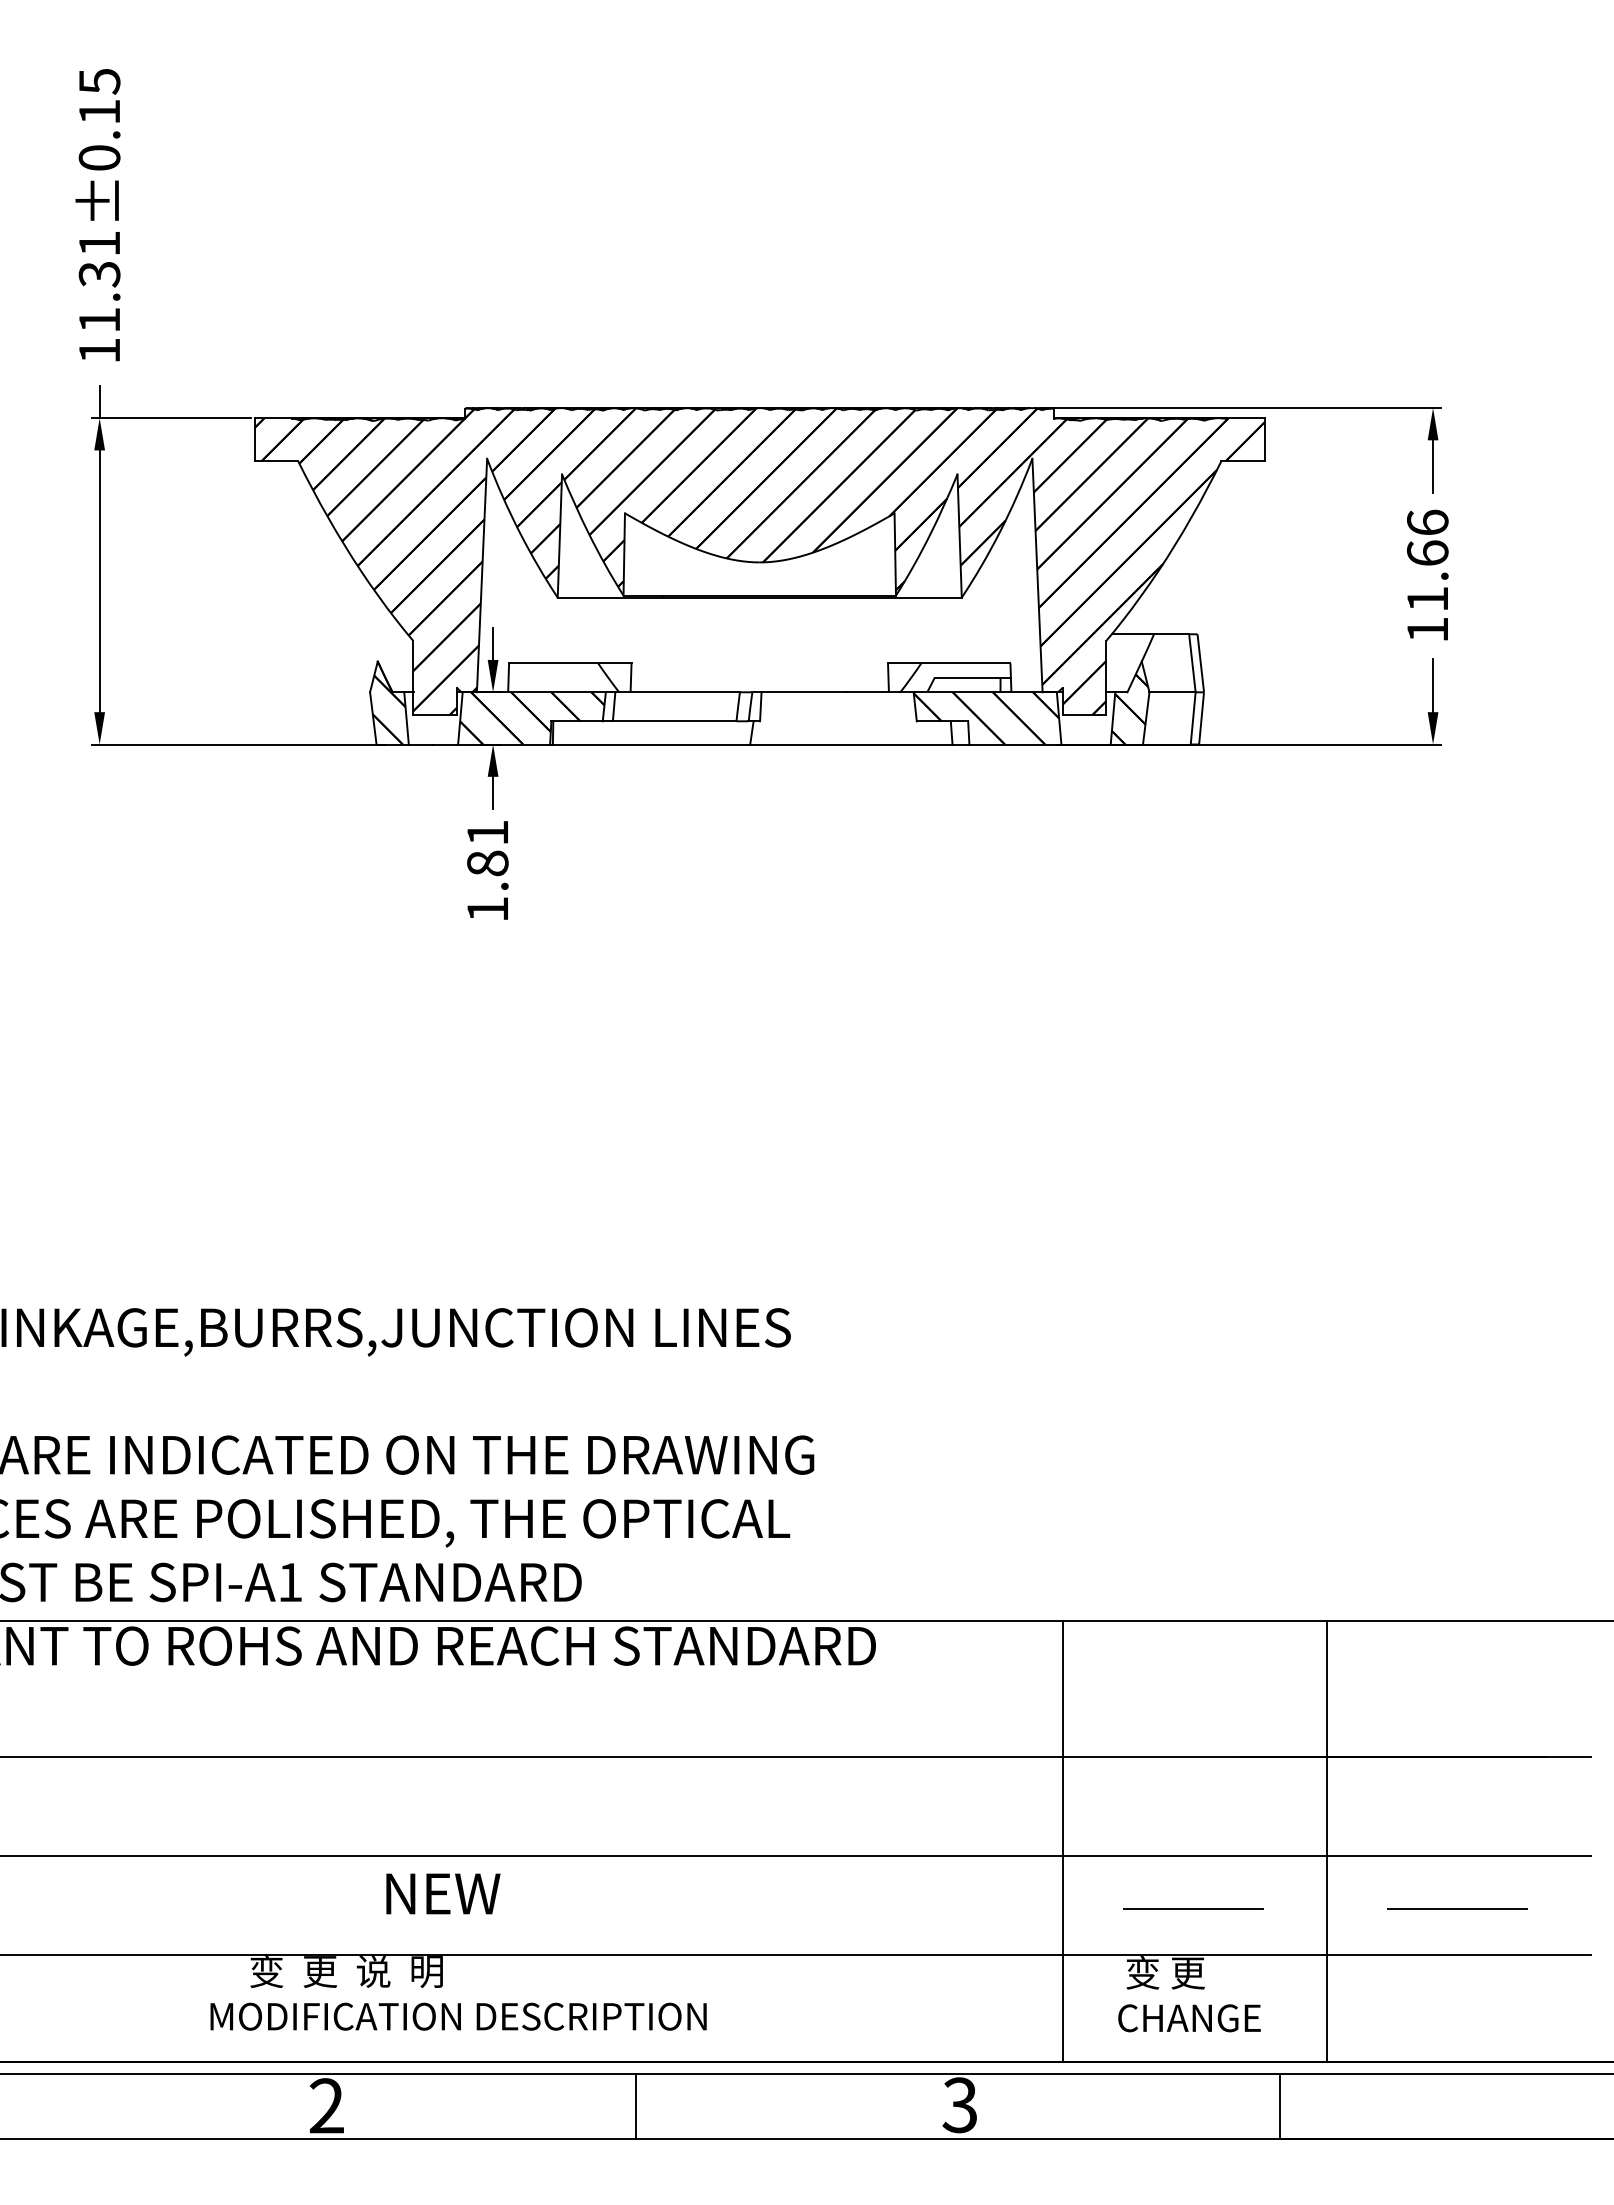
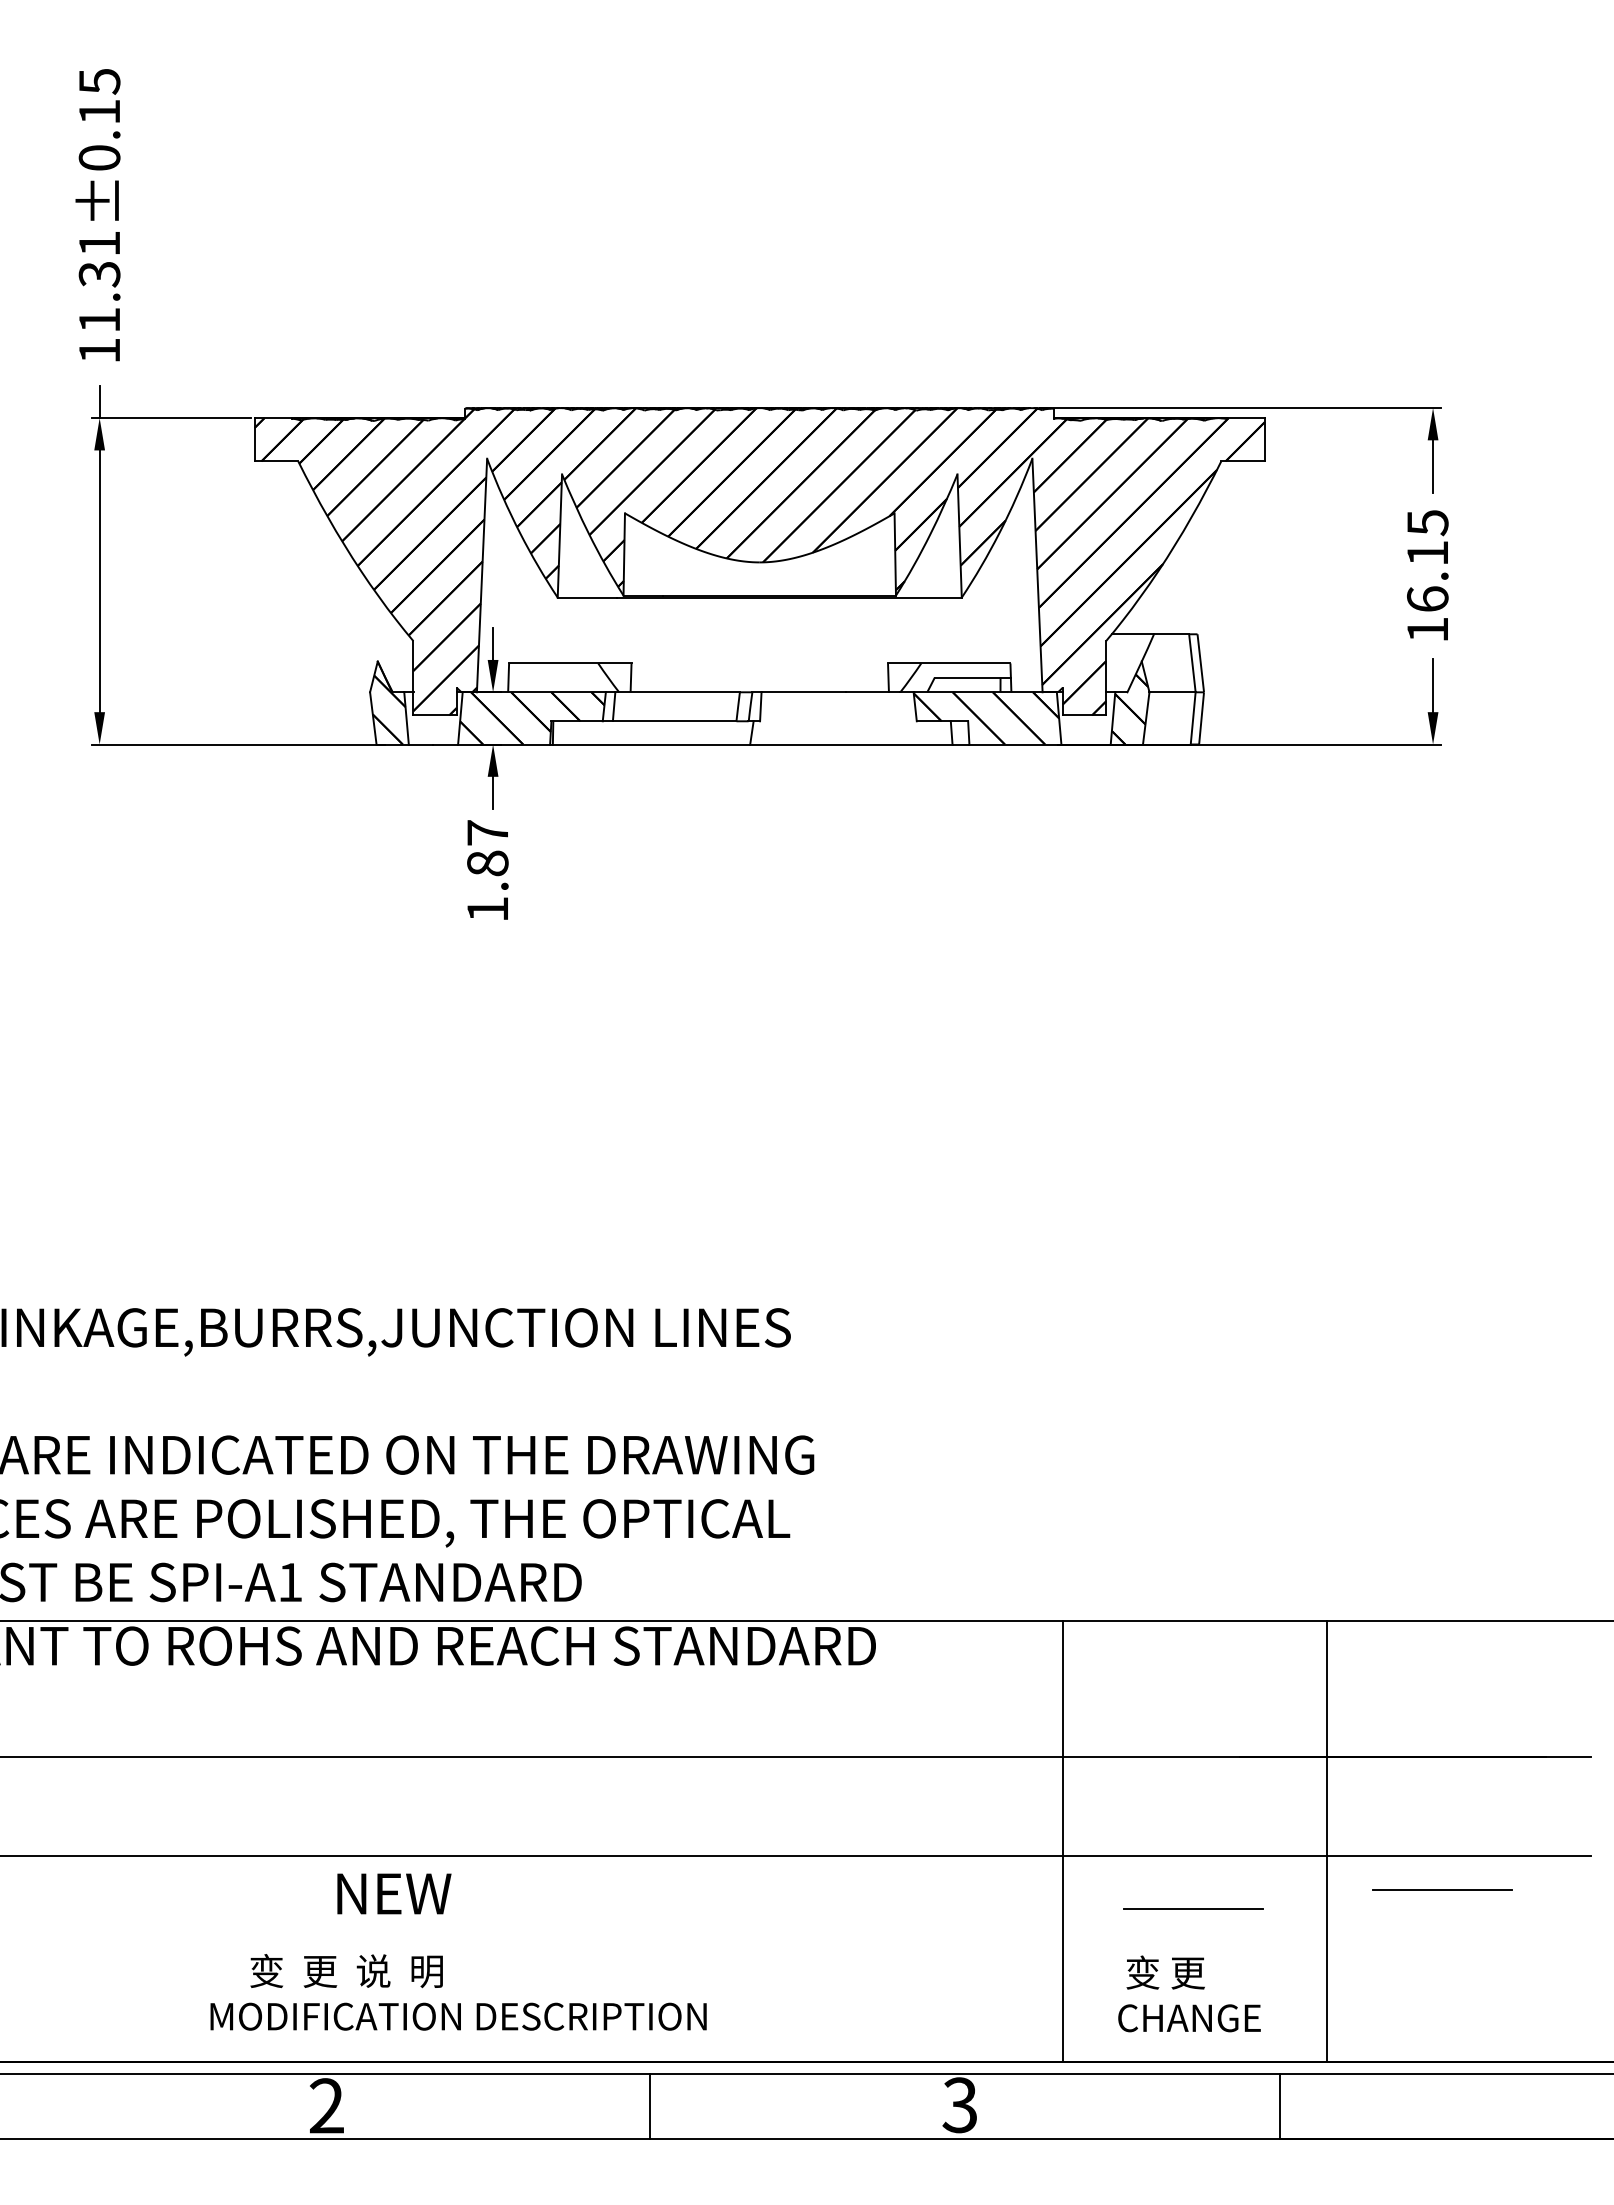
text: 11.66 -> 16.15 (1427, 560)
text: 1.81 -> 1.87 (487, 832)
text position: (443, 1893) -> (394, 1893) (394, 1893)
line position: (1457, 1908) -> (1442, 1889) (1442, 1889)
line: present -> none (796, 1954)
line position: (635, 2106) -> (649, 2106) (649, 2106)
